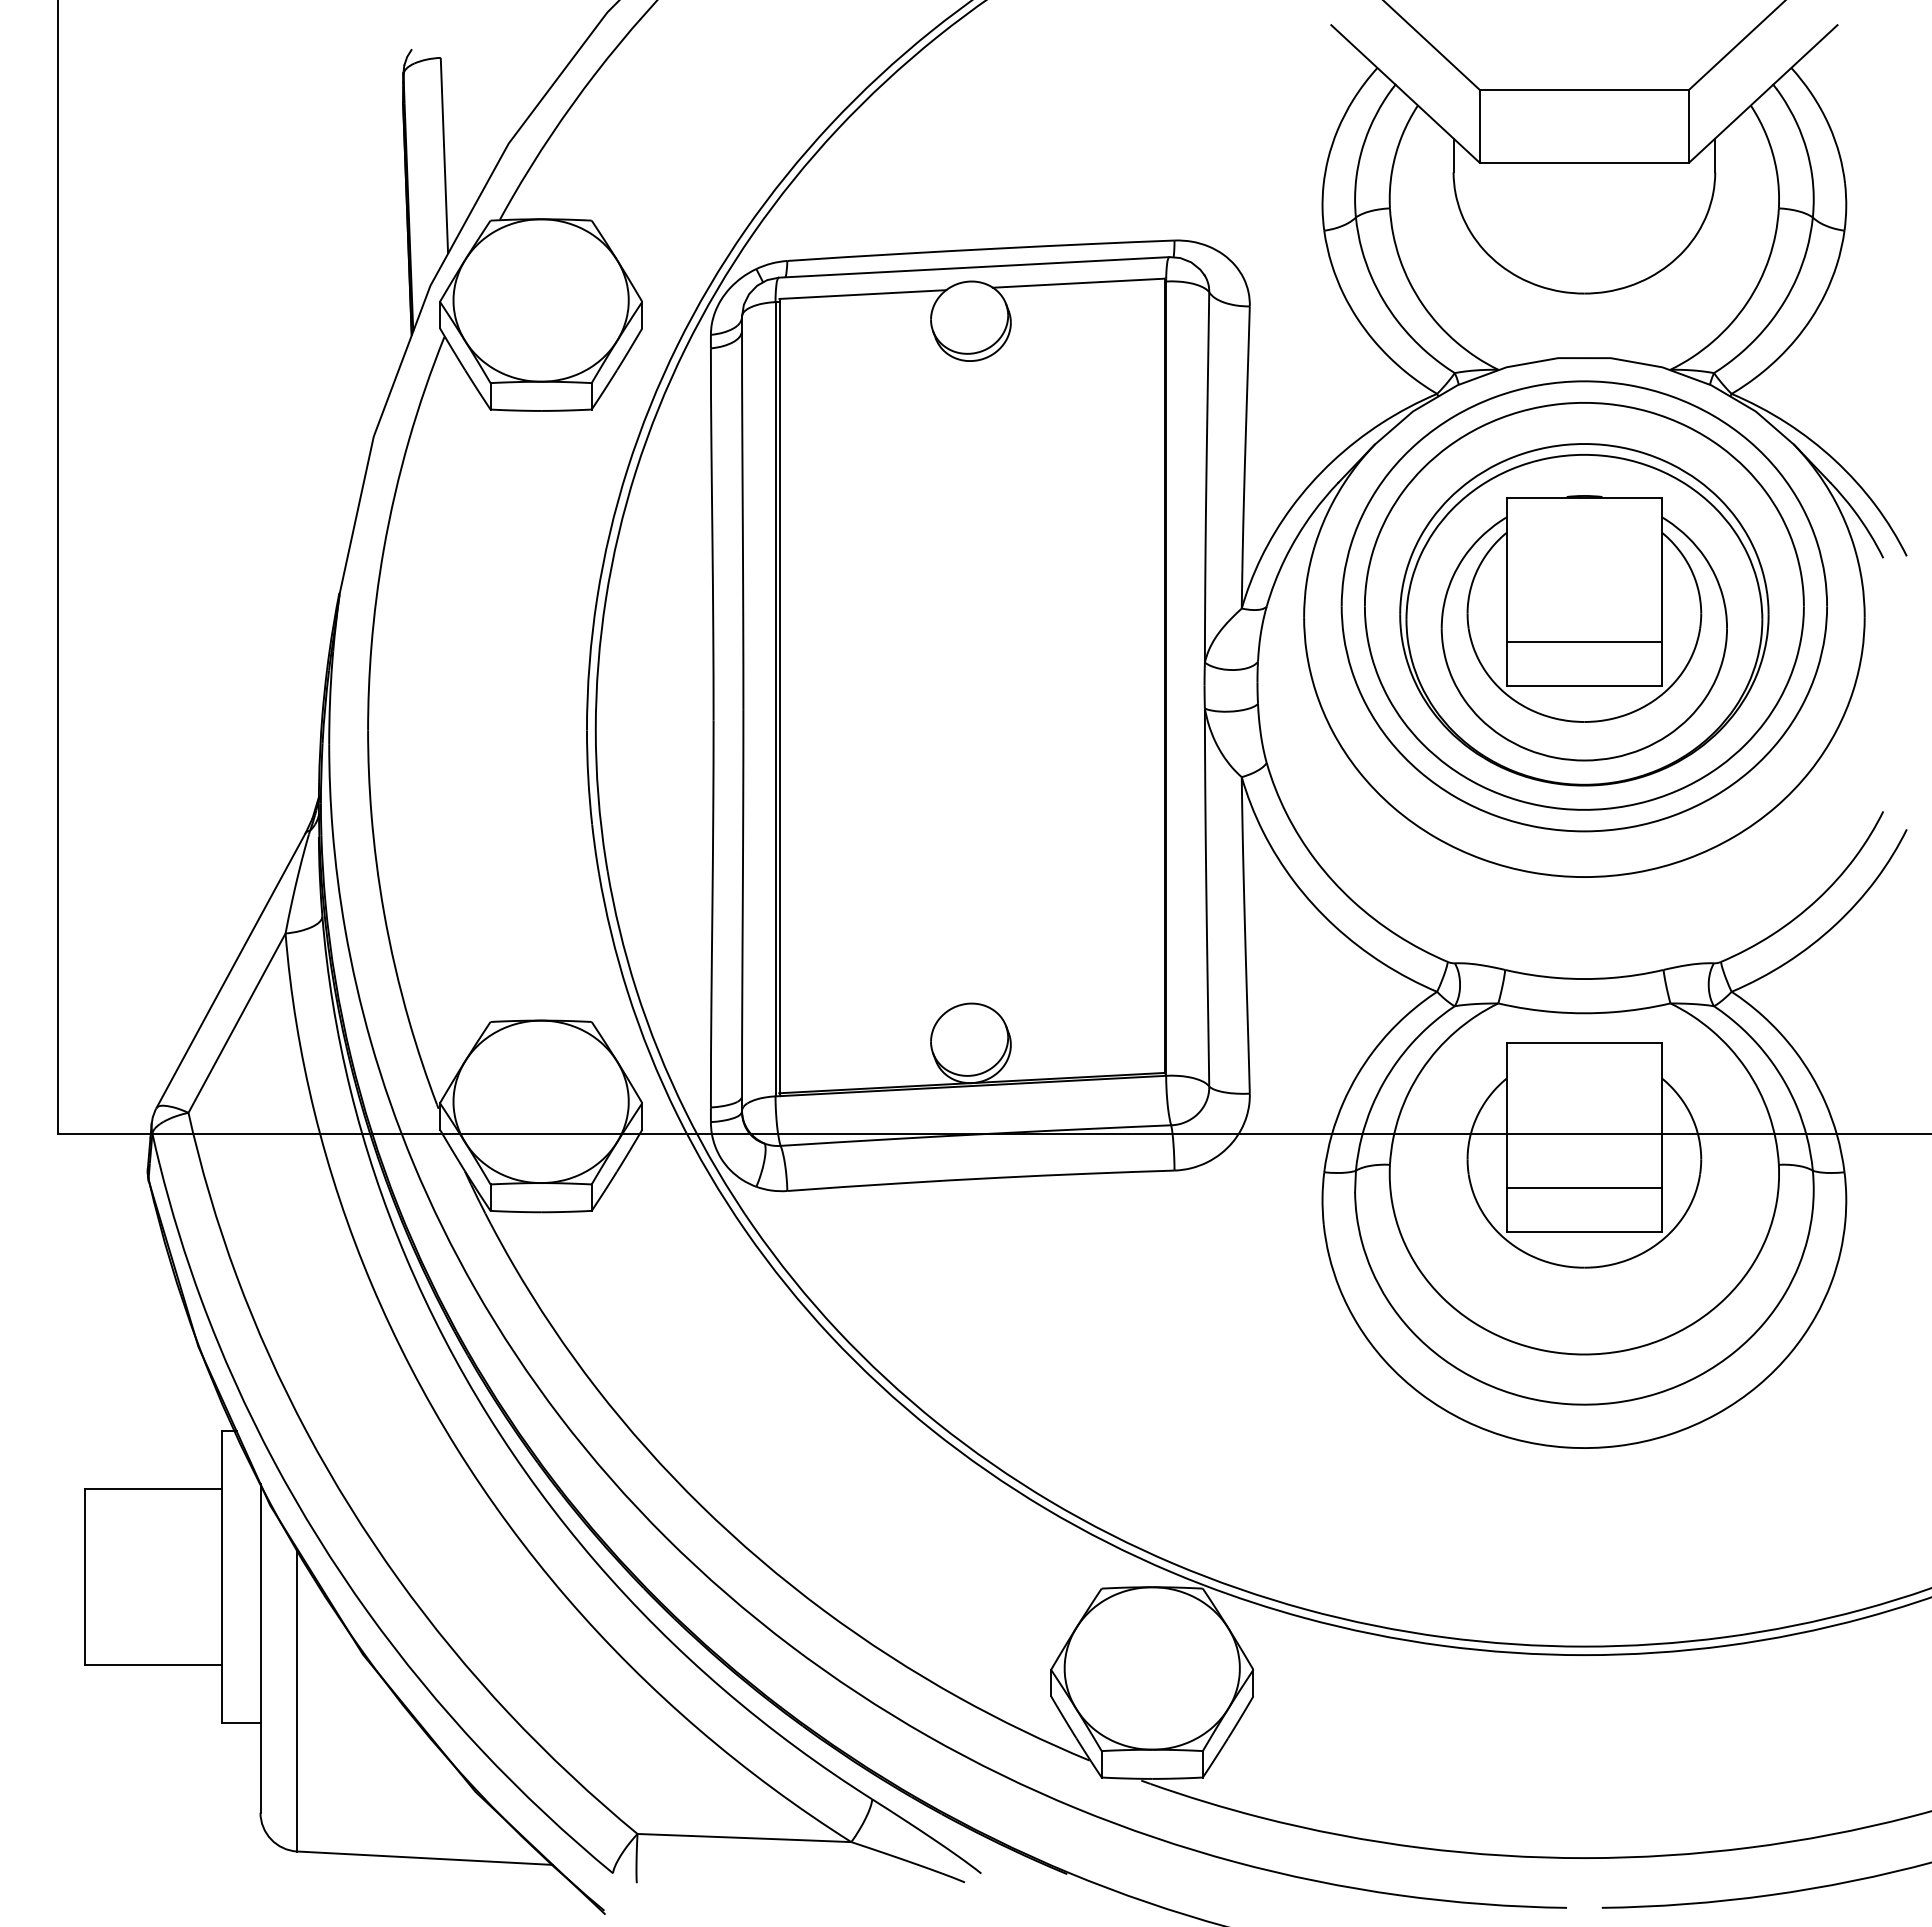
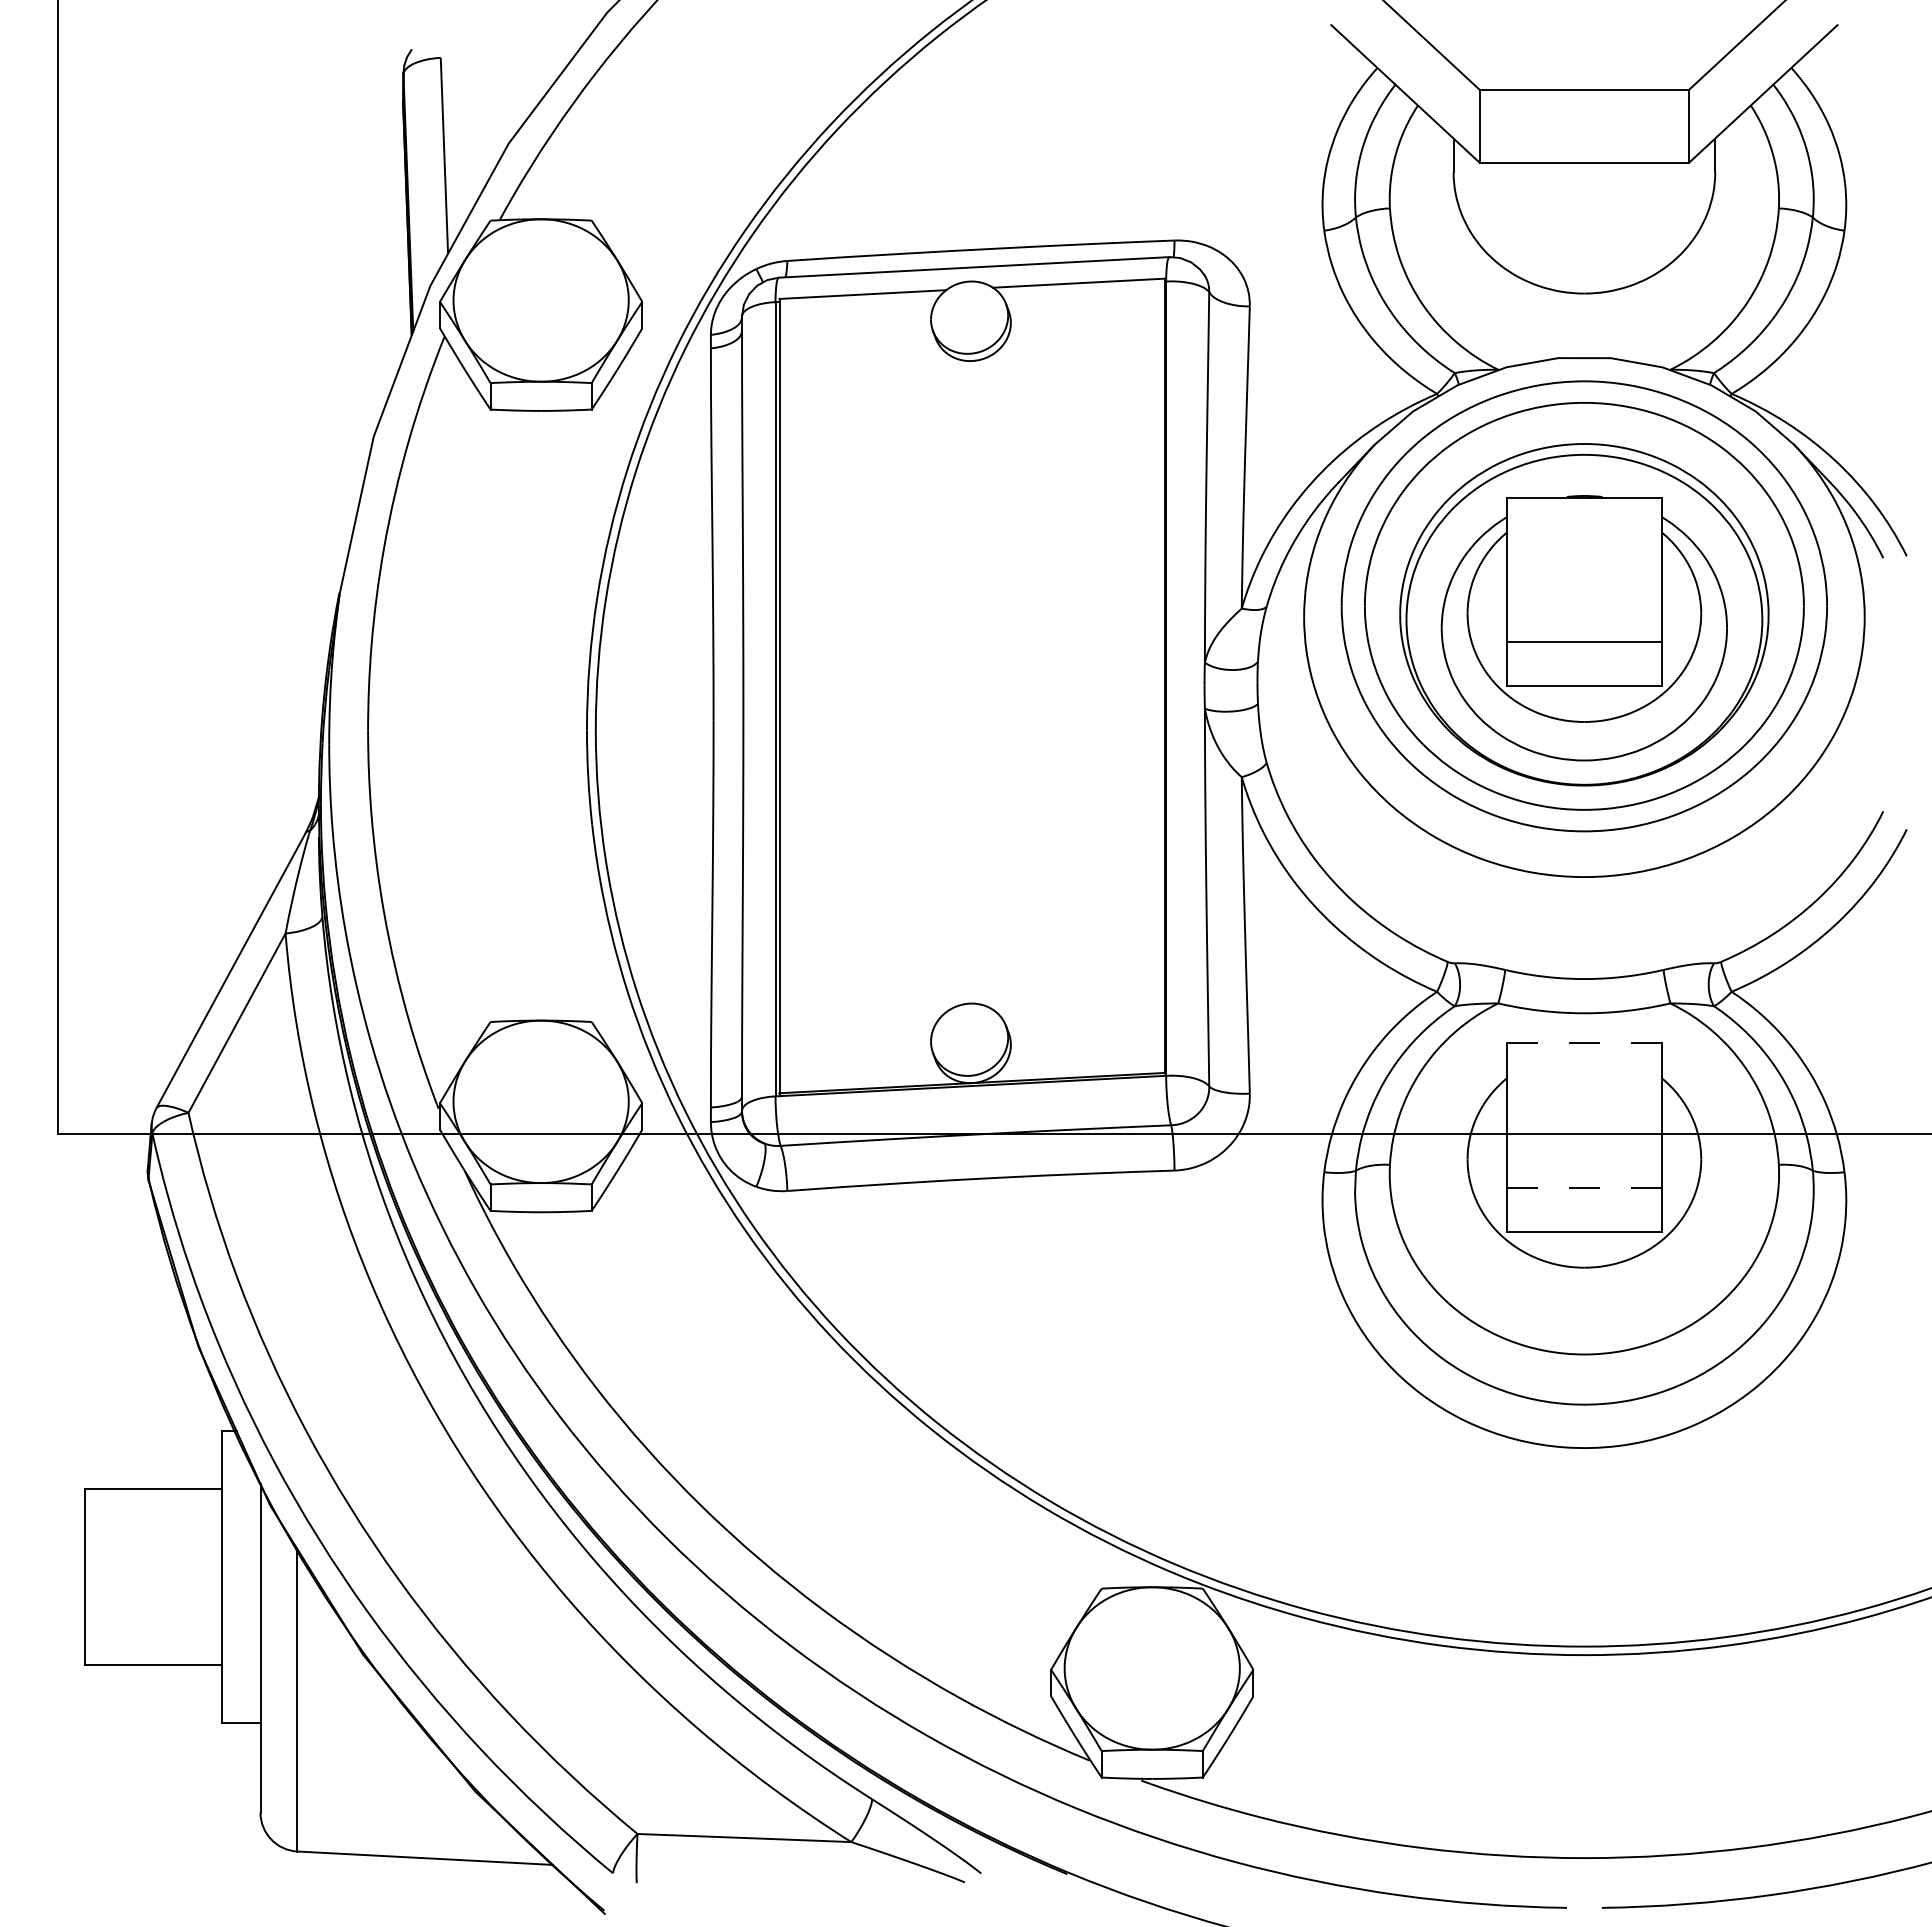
line: solid -> dashed (1584, 1043)
line: solid -> dashed (1584, 1187)
